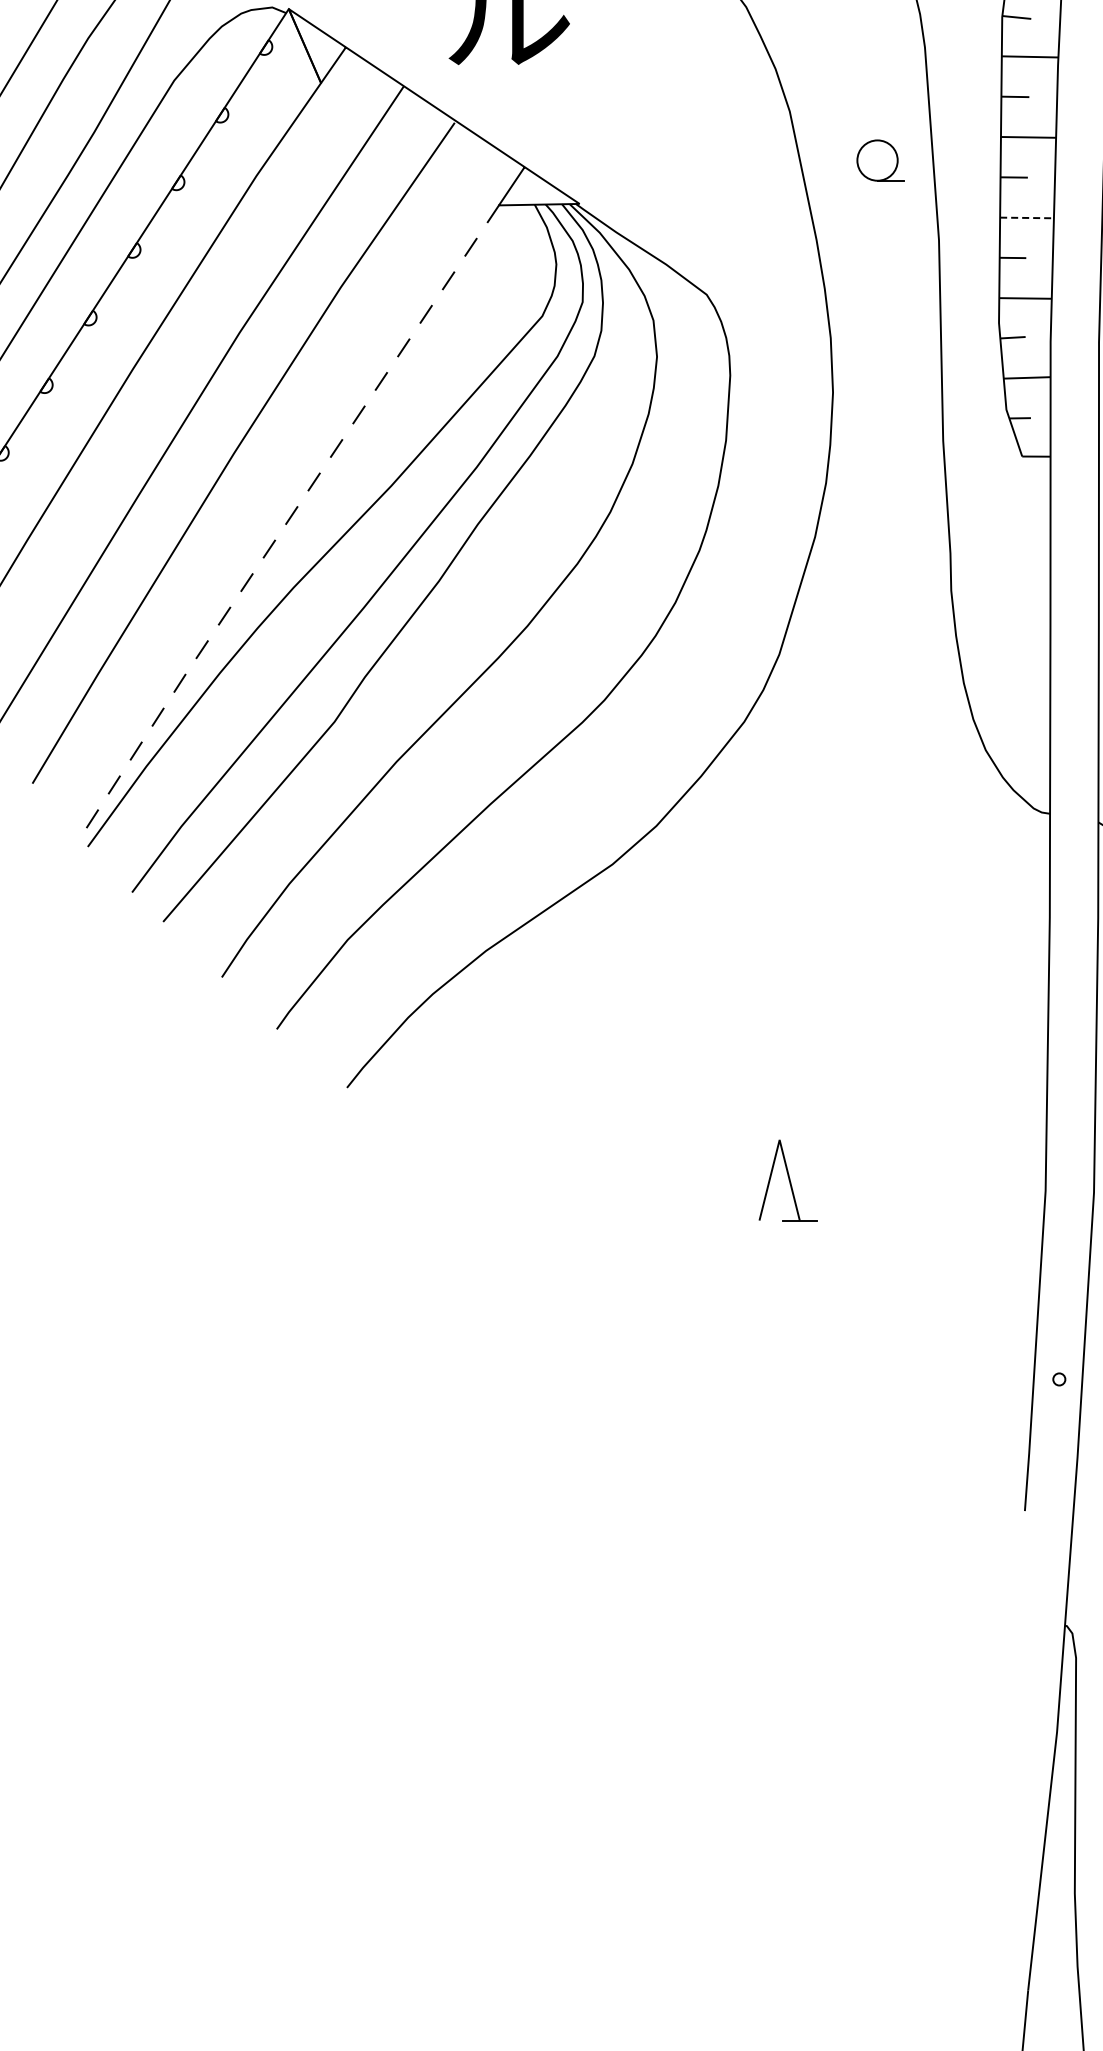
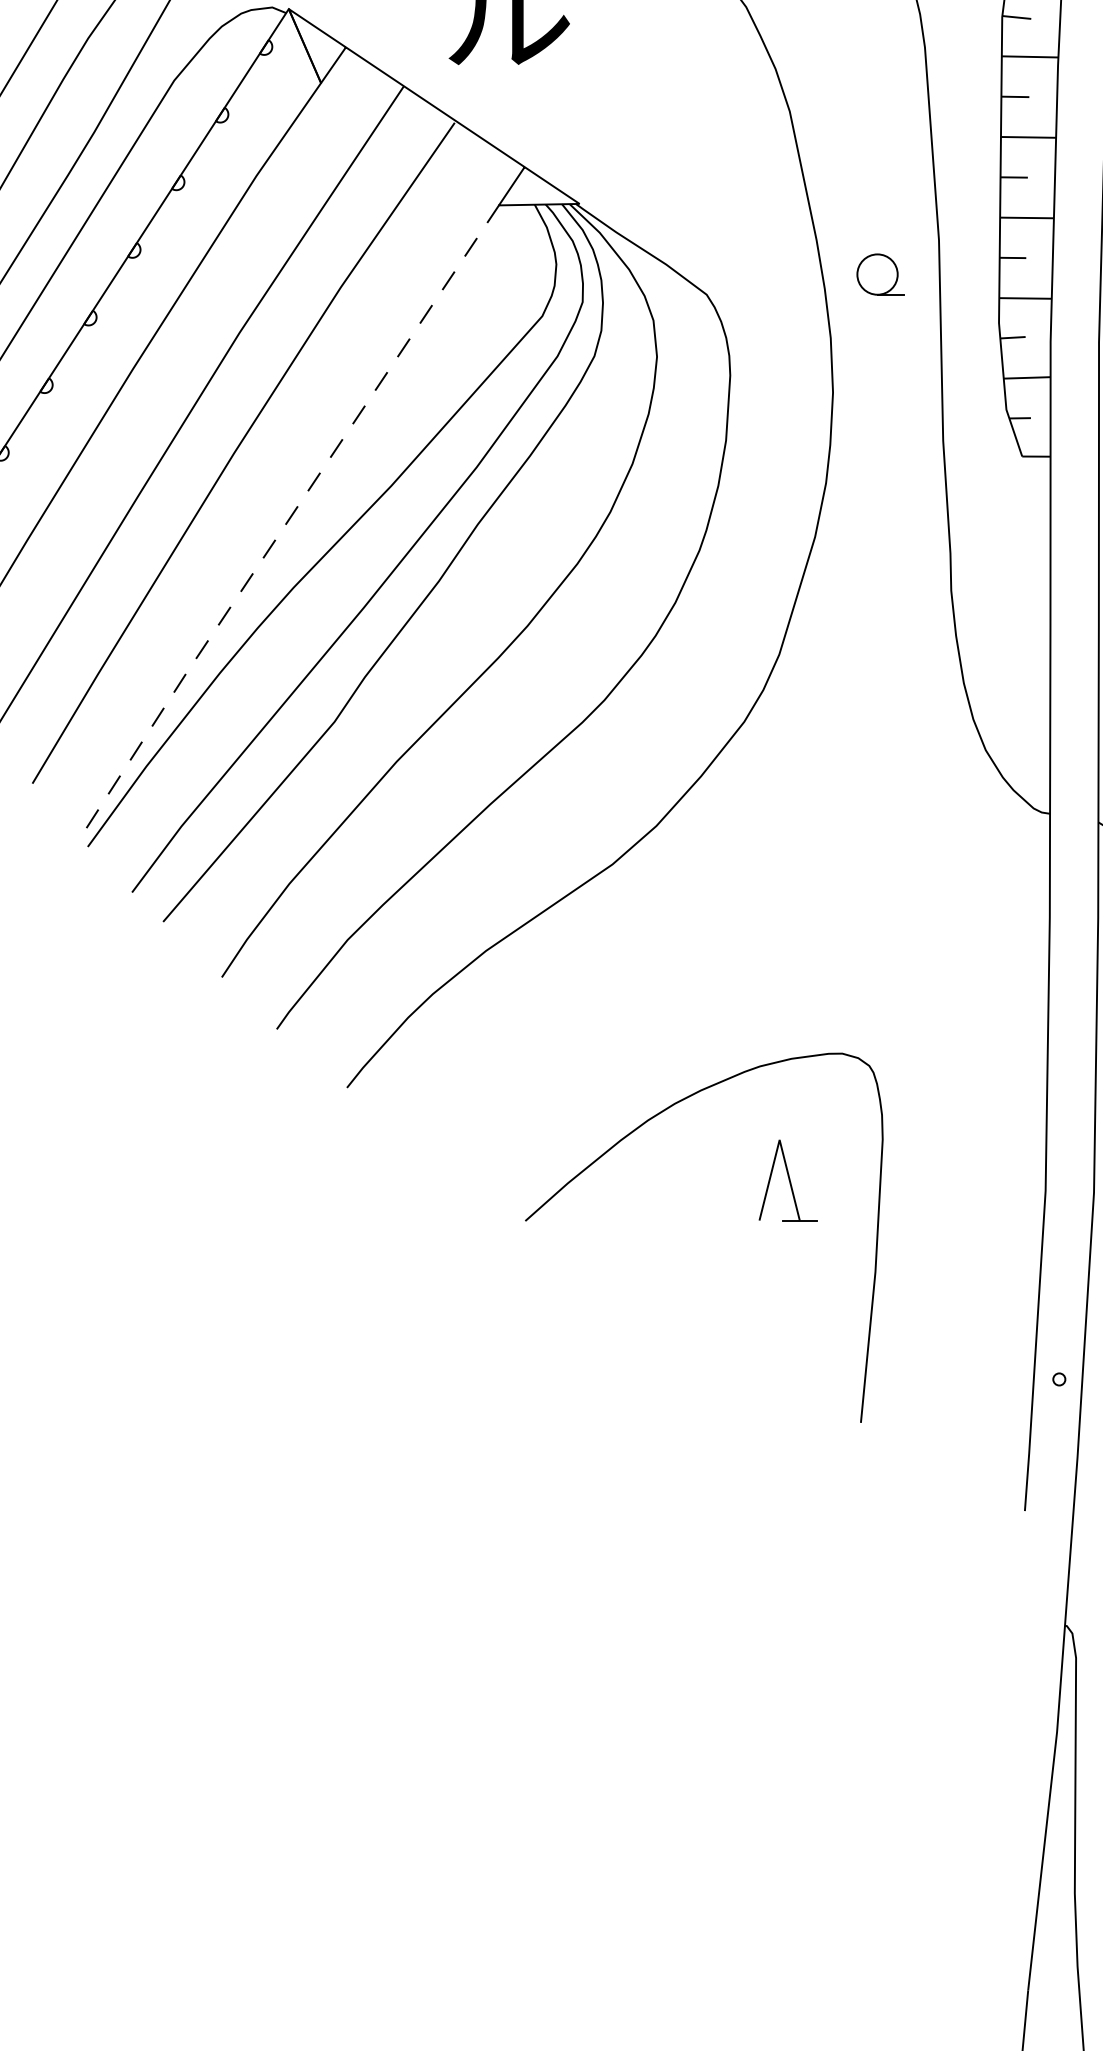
part position: (880, 160) -> (880, 274) (880, 274)
line: dashed -> solid (1026, 217)
curve: none -> present (629, 1135)
